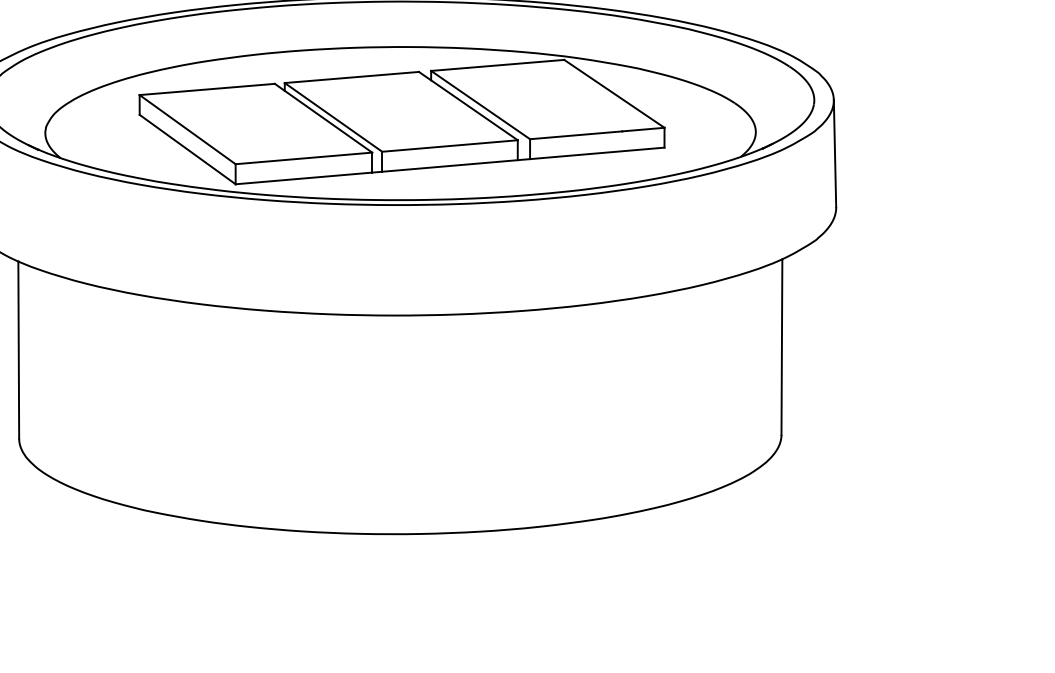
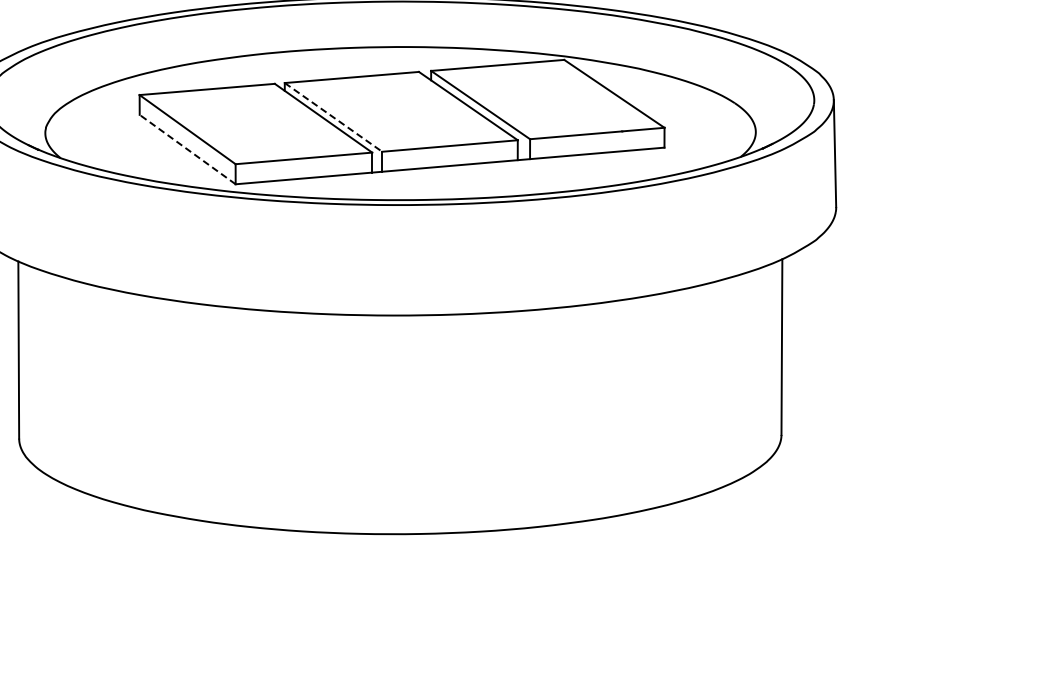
line: solid -> dashed (333, 117)
line: solid -> dashed (187, 149)
